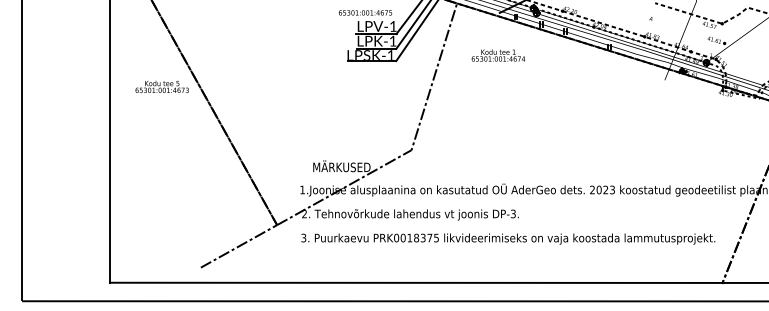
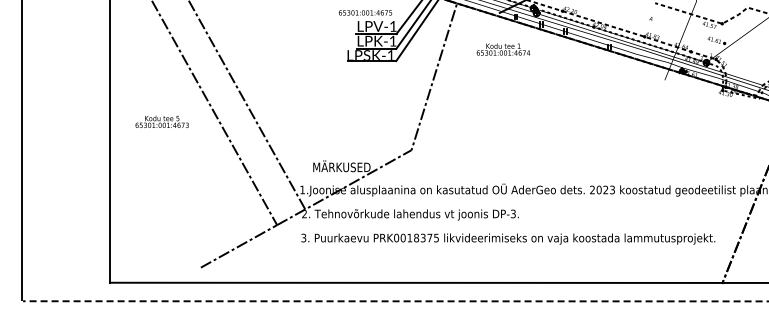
text position: (497, 55) -> (502, 49) (502, 49)
text position: (161, 86) -> (161, 121) (161, 121)
line position: (214, 113) -> (247, 105) (247, 105)
line: solid -> dashed (395, 301)
